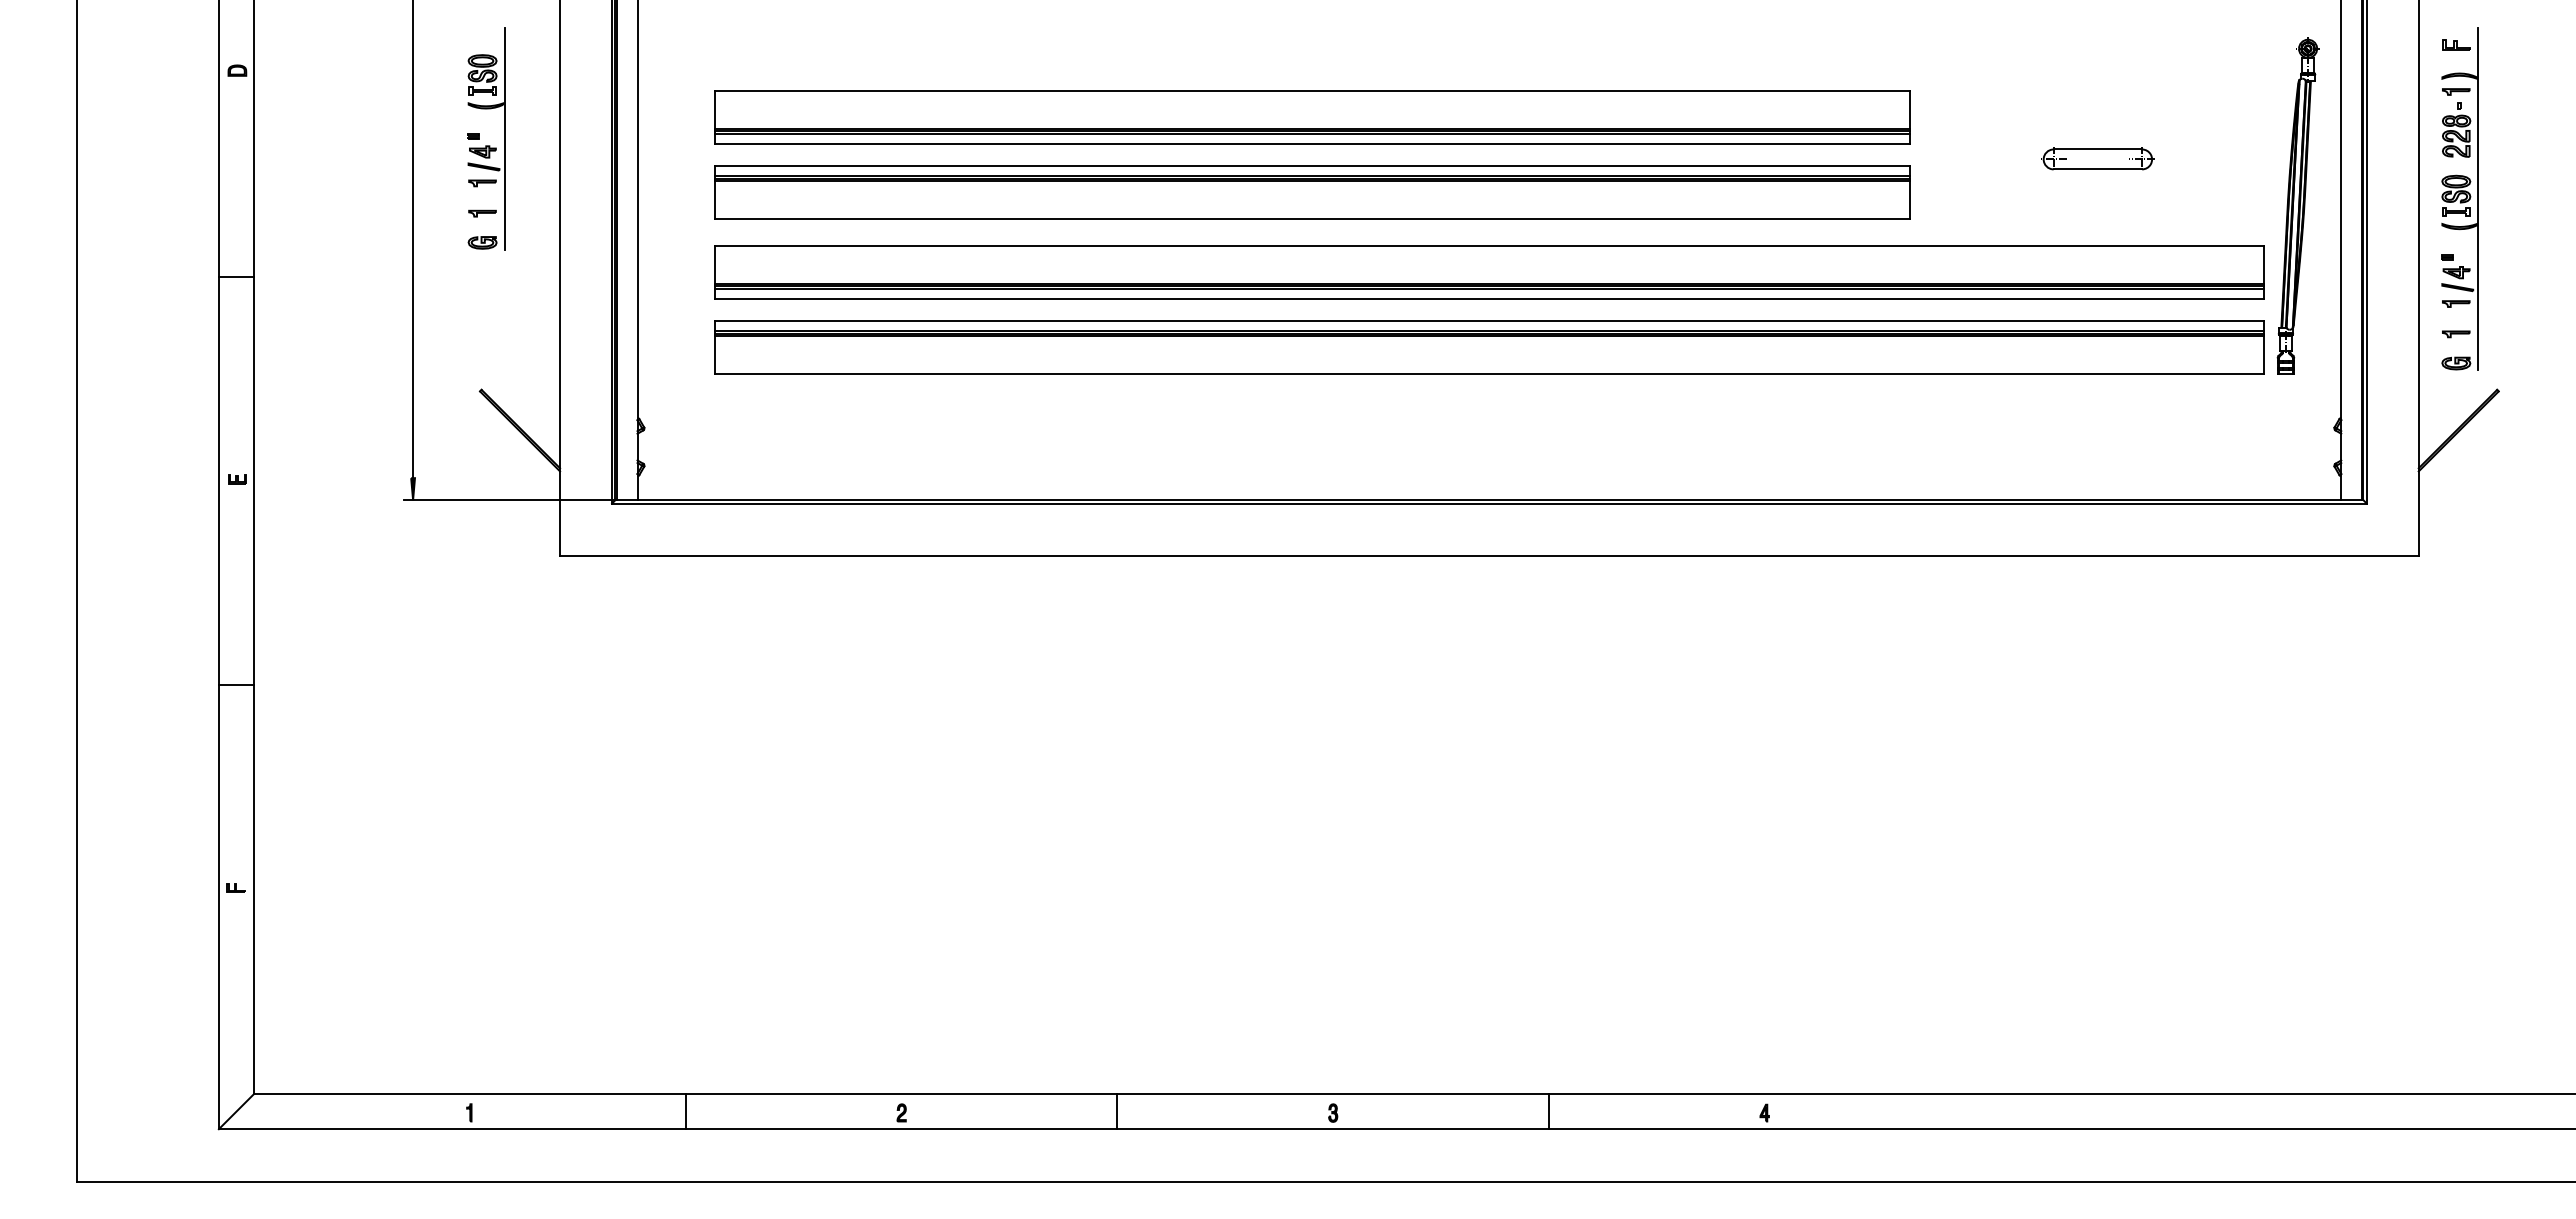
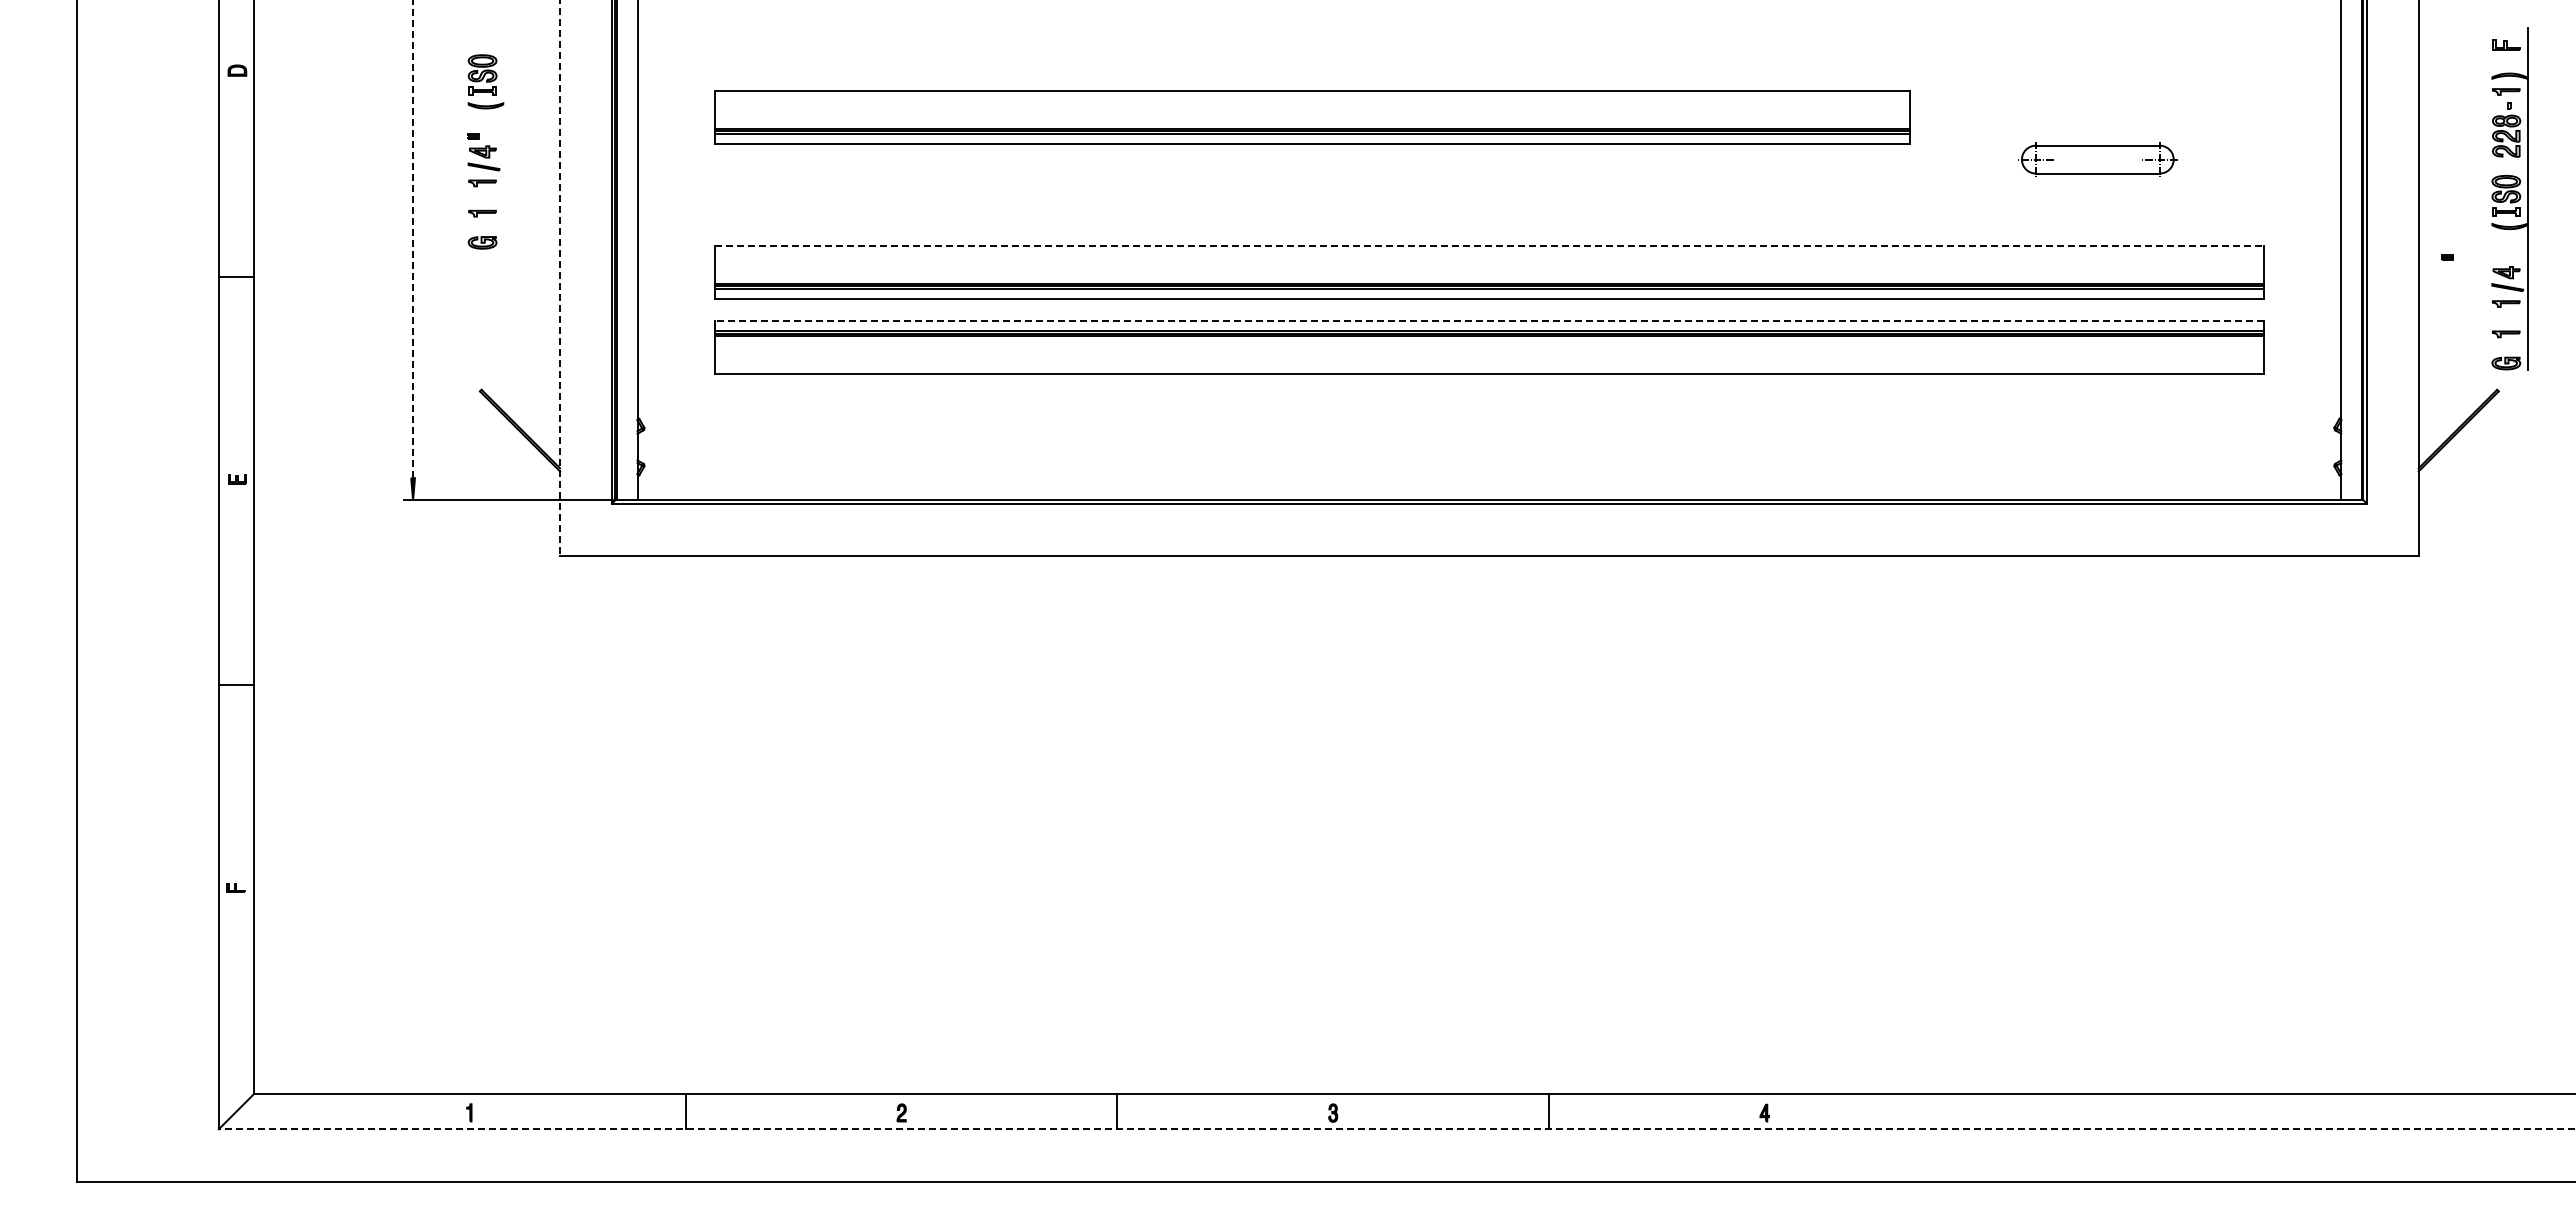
line: present -> none (504, 138)
part size: 114x24 px -> 160x35 px (2097, 159)
part: present -> none (1312, 192)
part position: (2459, 198) -> (2509, 198) (2509, 198)
part: present -> none (2297, 205)
line: solid -> dashed (413, 239)
line: solid -> dashed (1489, 245)
line: solid -> dashed (560, 278)
line: solid -> dashed (1488, 320)
line: solid -> dashed (1396, 1129)
